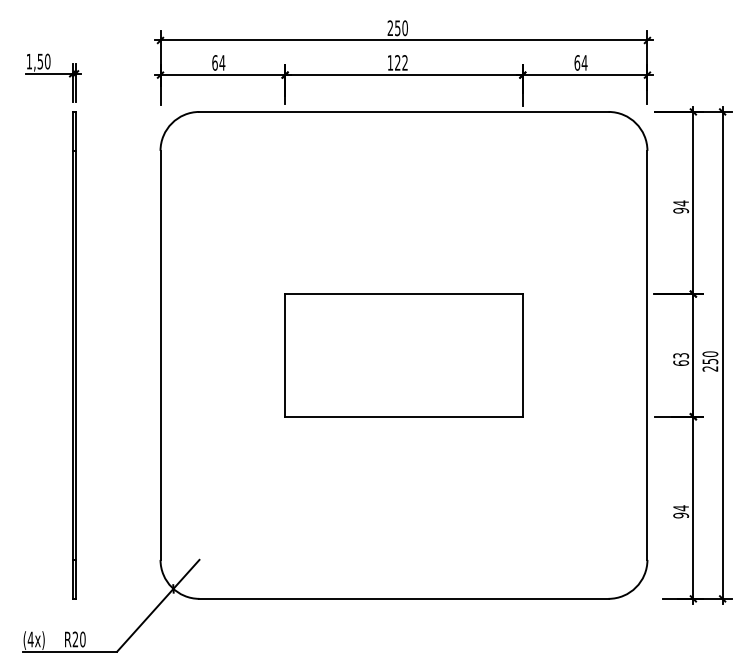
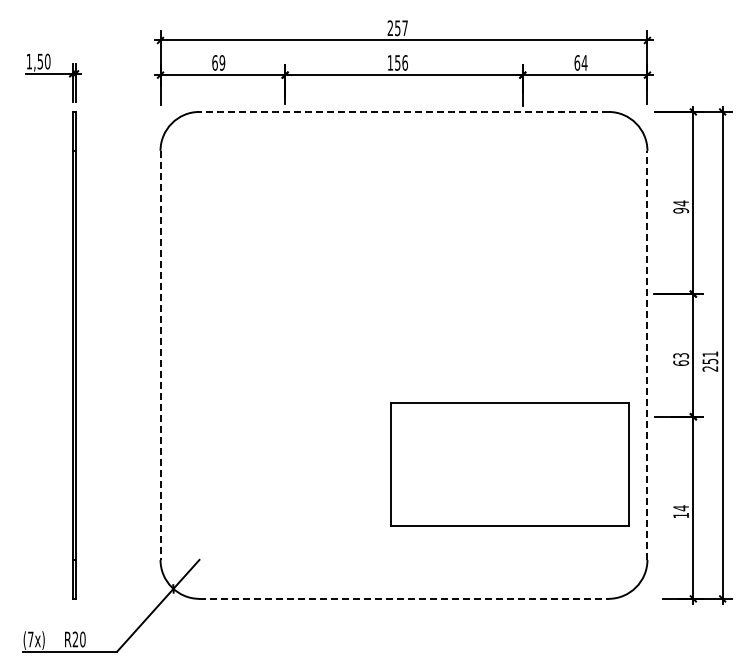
text: 250 -> 257 (404, 28)
text: 64 -> 69 (222, 62)
text: 122 -> 156 (401, 62)
line: solid -> dashed (403, 111)
text: 250 -> 251 (710, 354)
line: solid -> dashed (160, 355)
part position: (403, 355) -> (509, 464) (509, 464)
line: solid -> dashed (647, 355)
text: 94 -> 14 (681, 515)
line: solid -> dashed (403, 598)
text: (4x) -> (7x) (30, 639)
